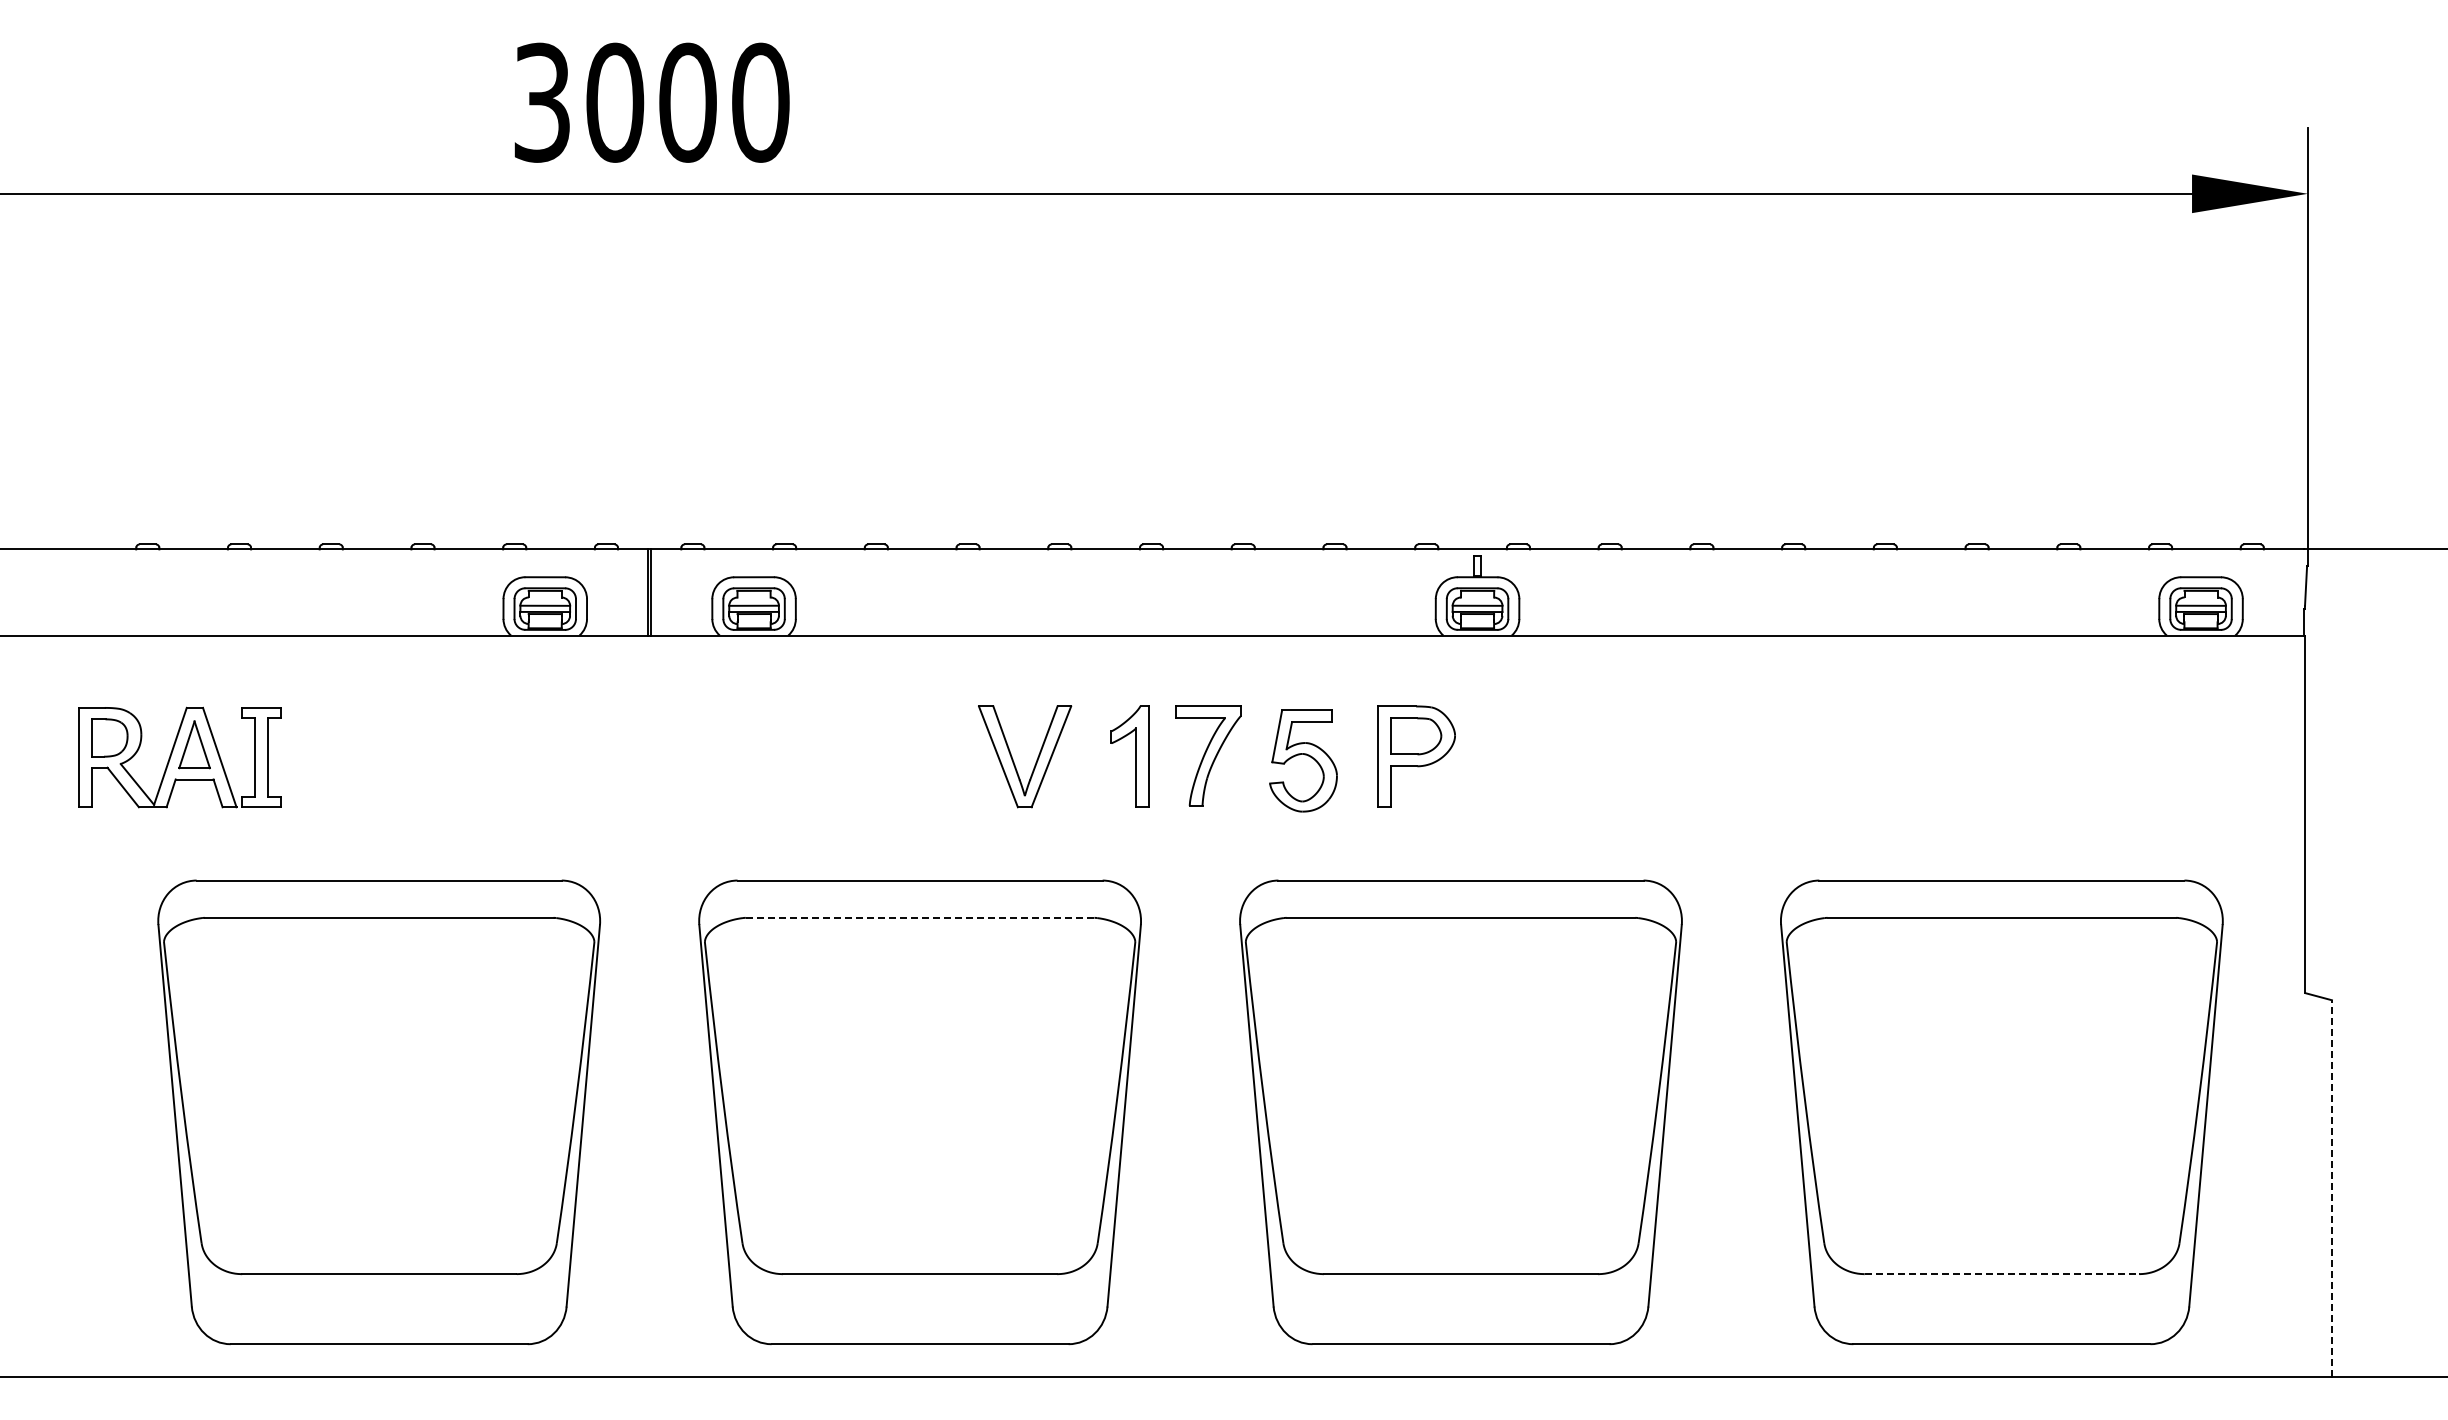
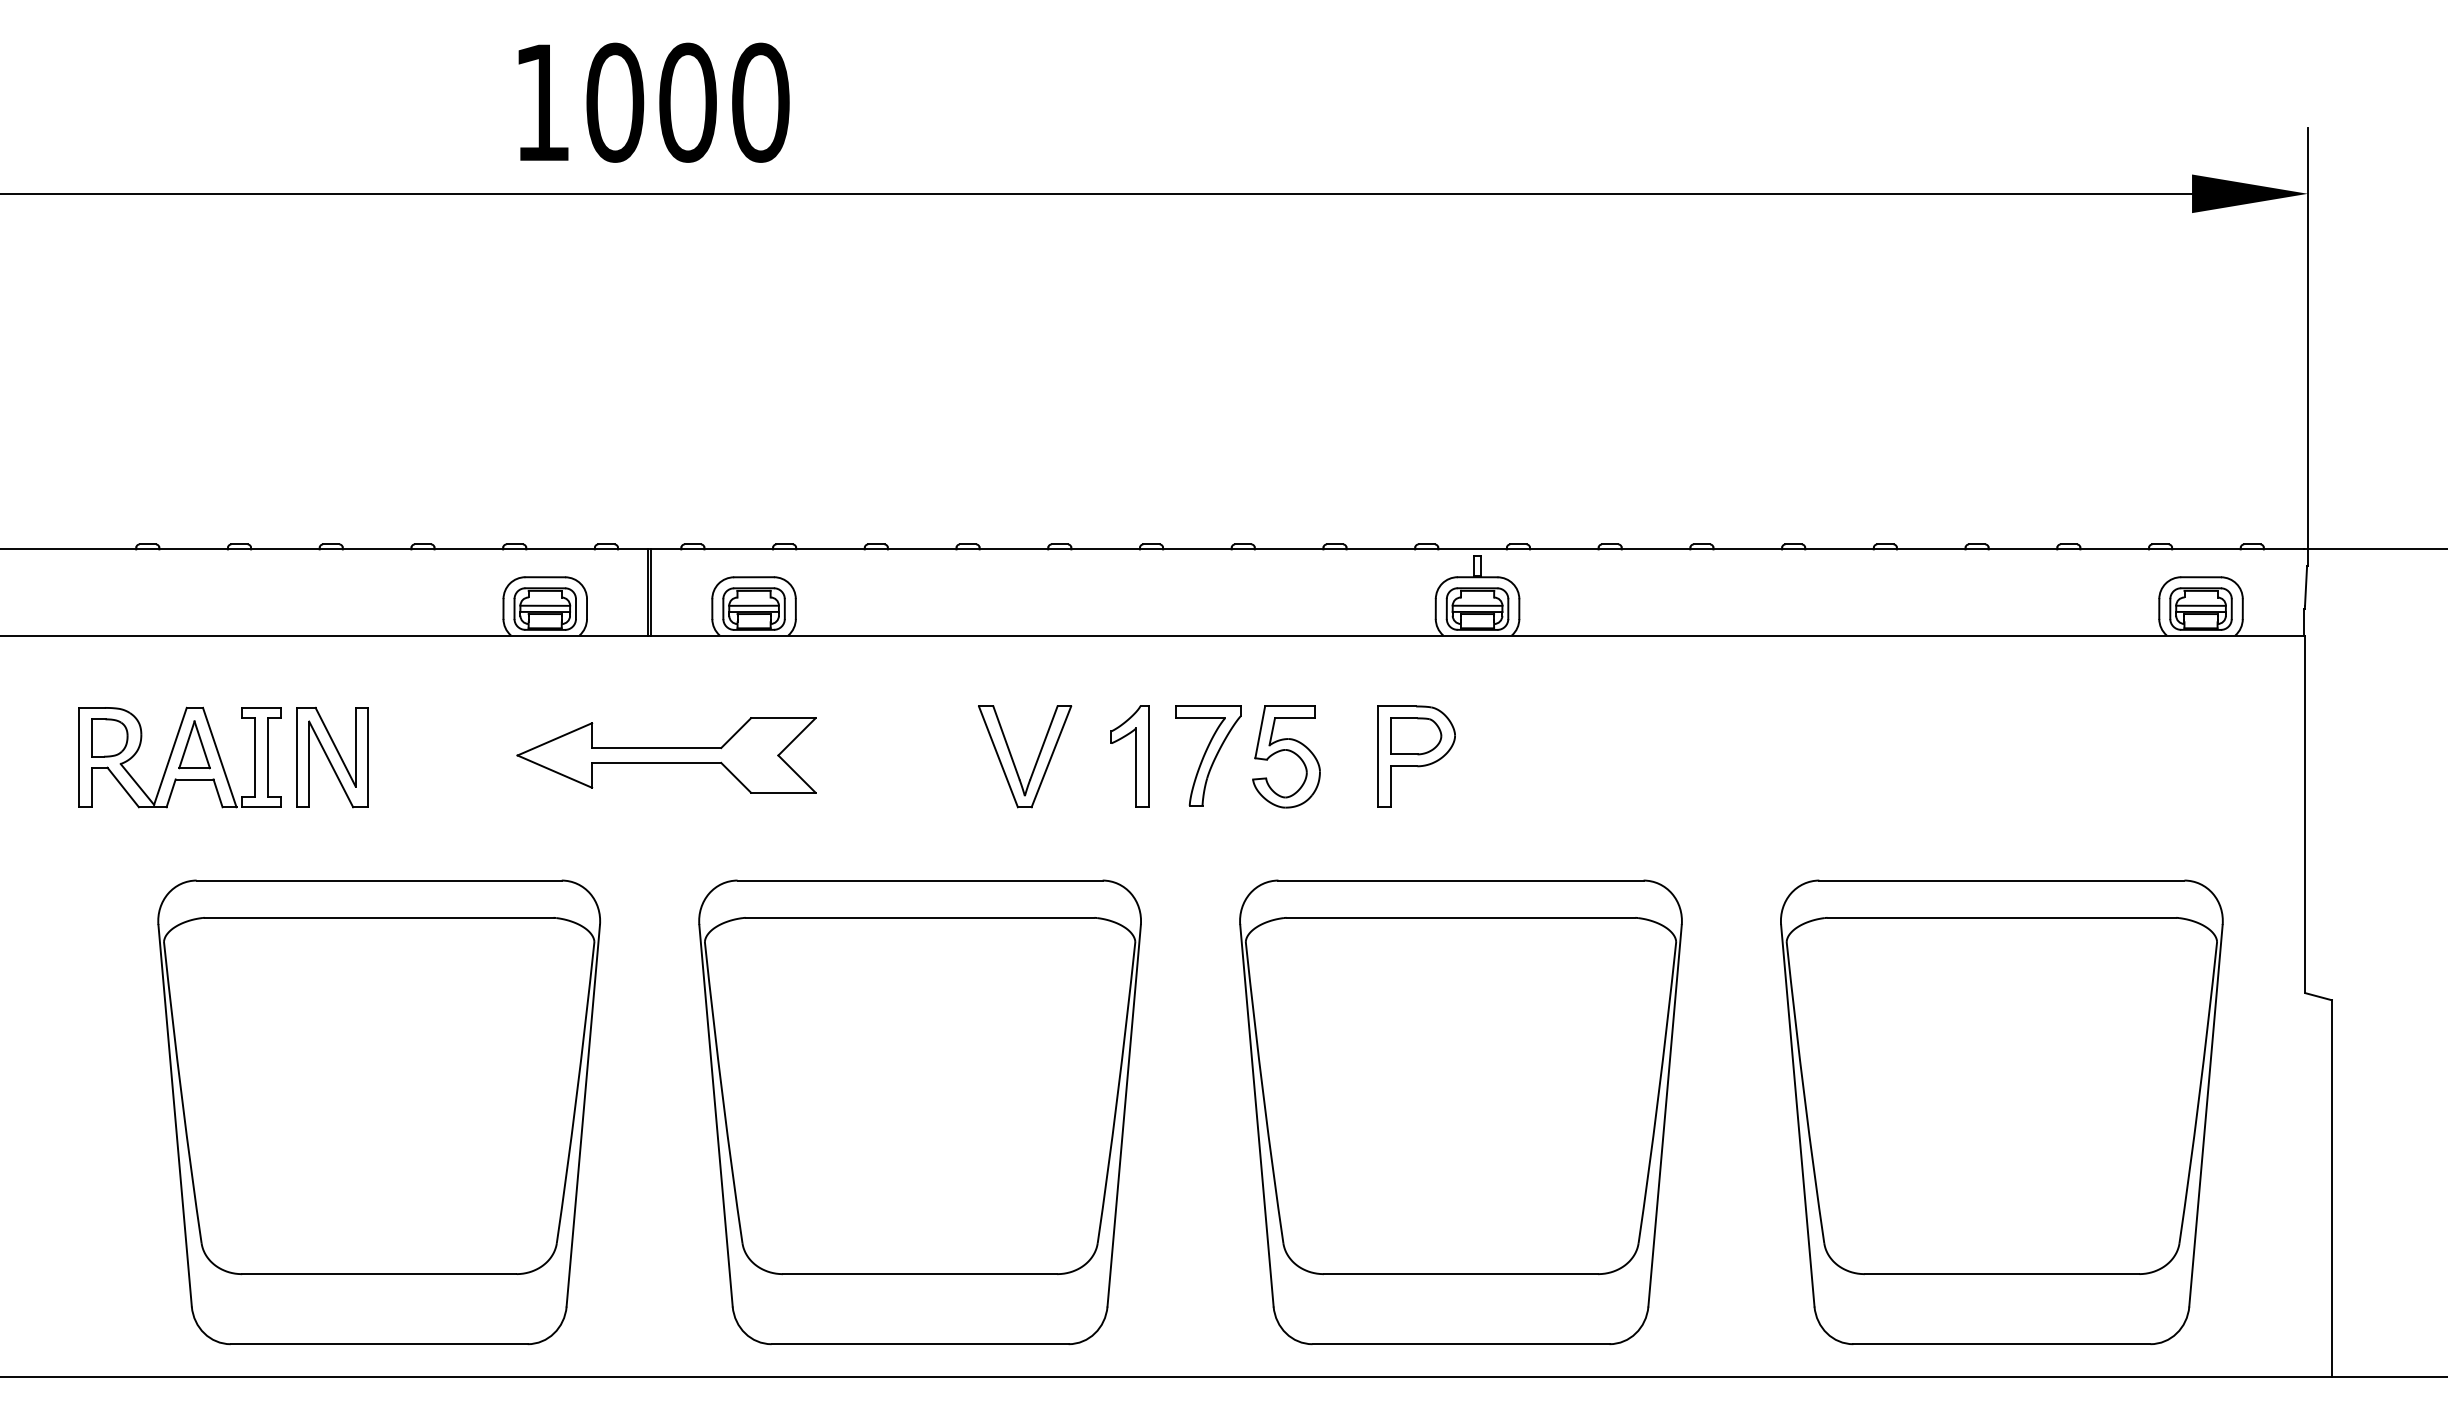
text: 3000 -> 1000 (541, 102)
part: none -> present (666, 755)
part: none -> present (332, 757)
part position: (1303, 760) -> (1286, 756) (1286, 756)
line: dashed -> solid (920, 917)
line: dashed -> solid (2331, 1188)
line: dashed -> solid (2002, 1274)
